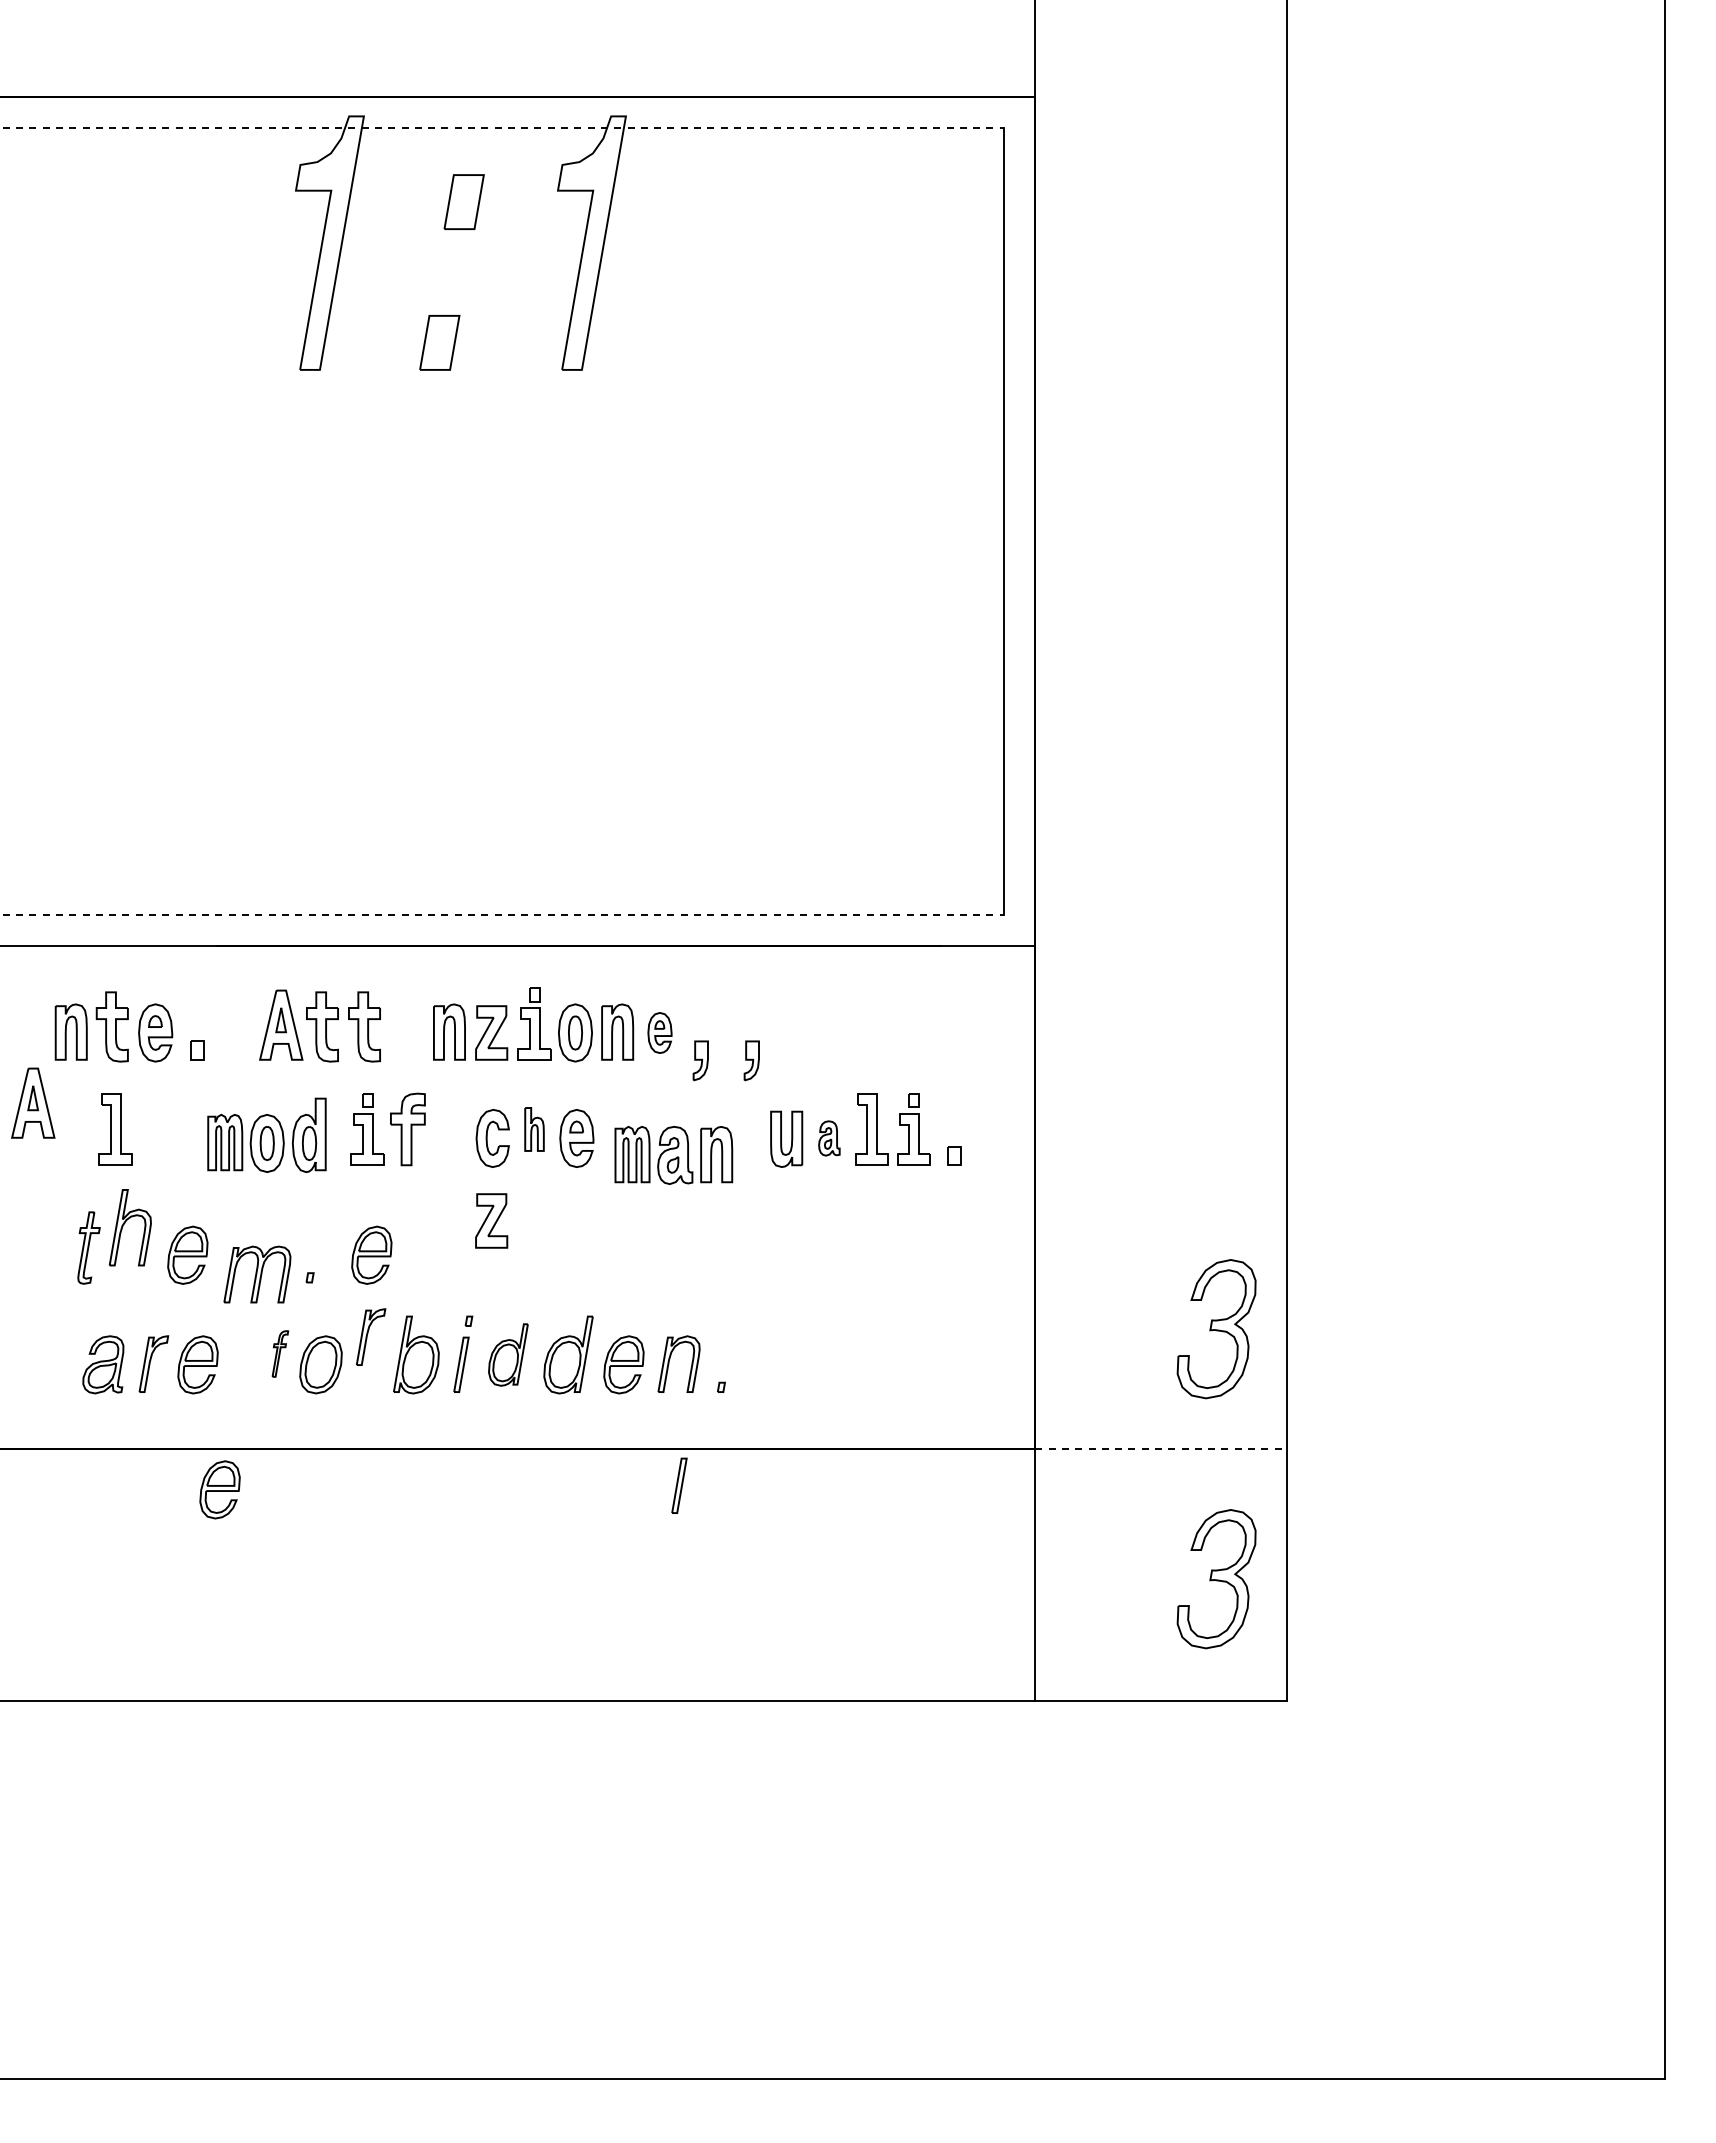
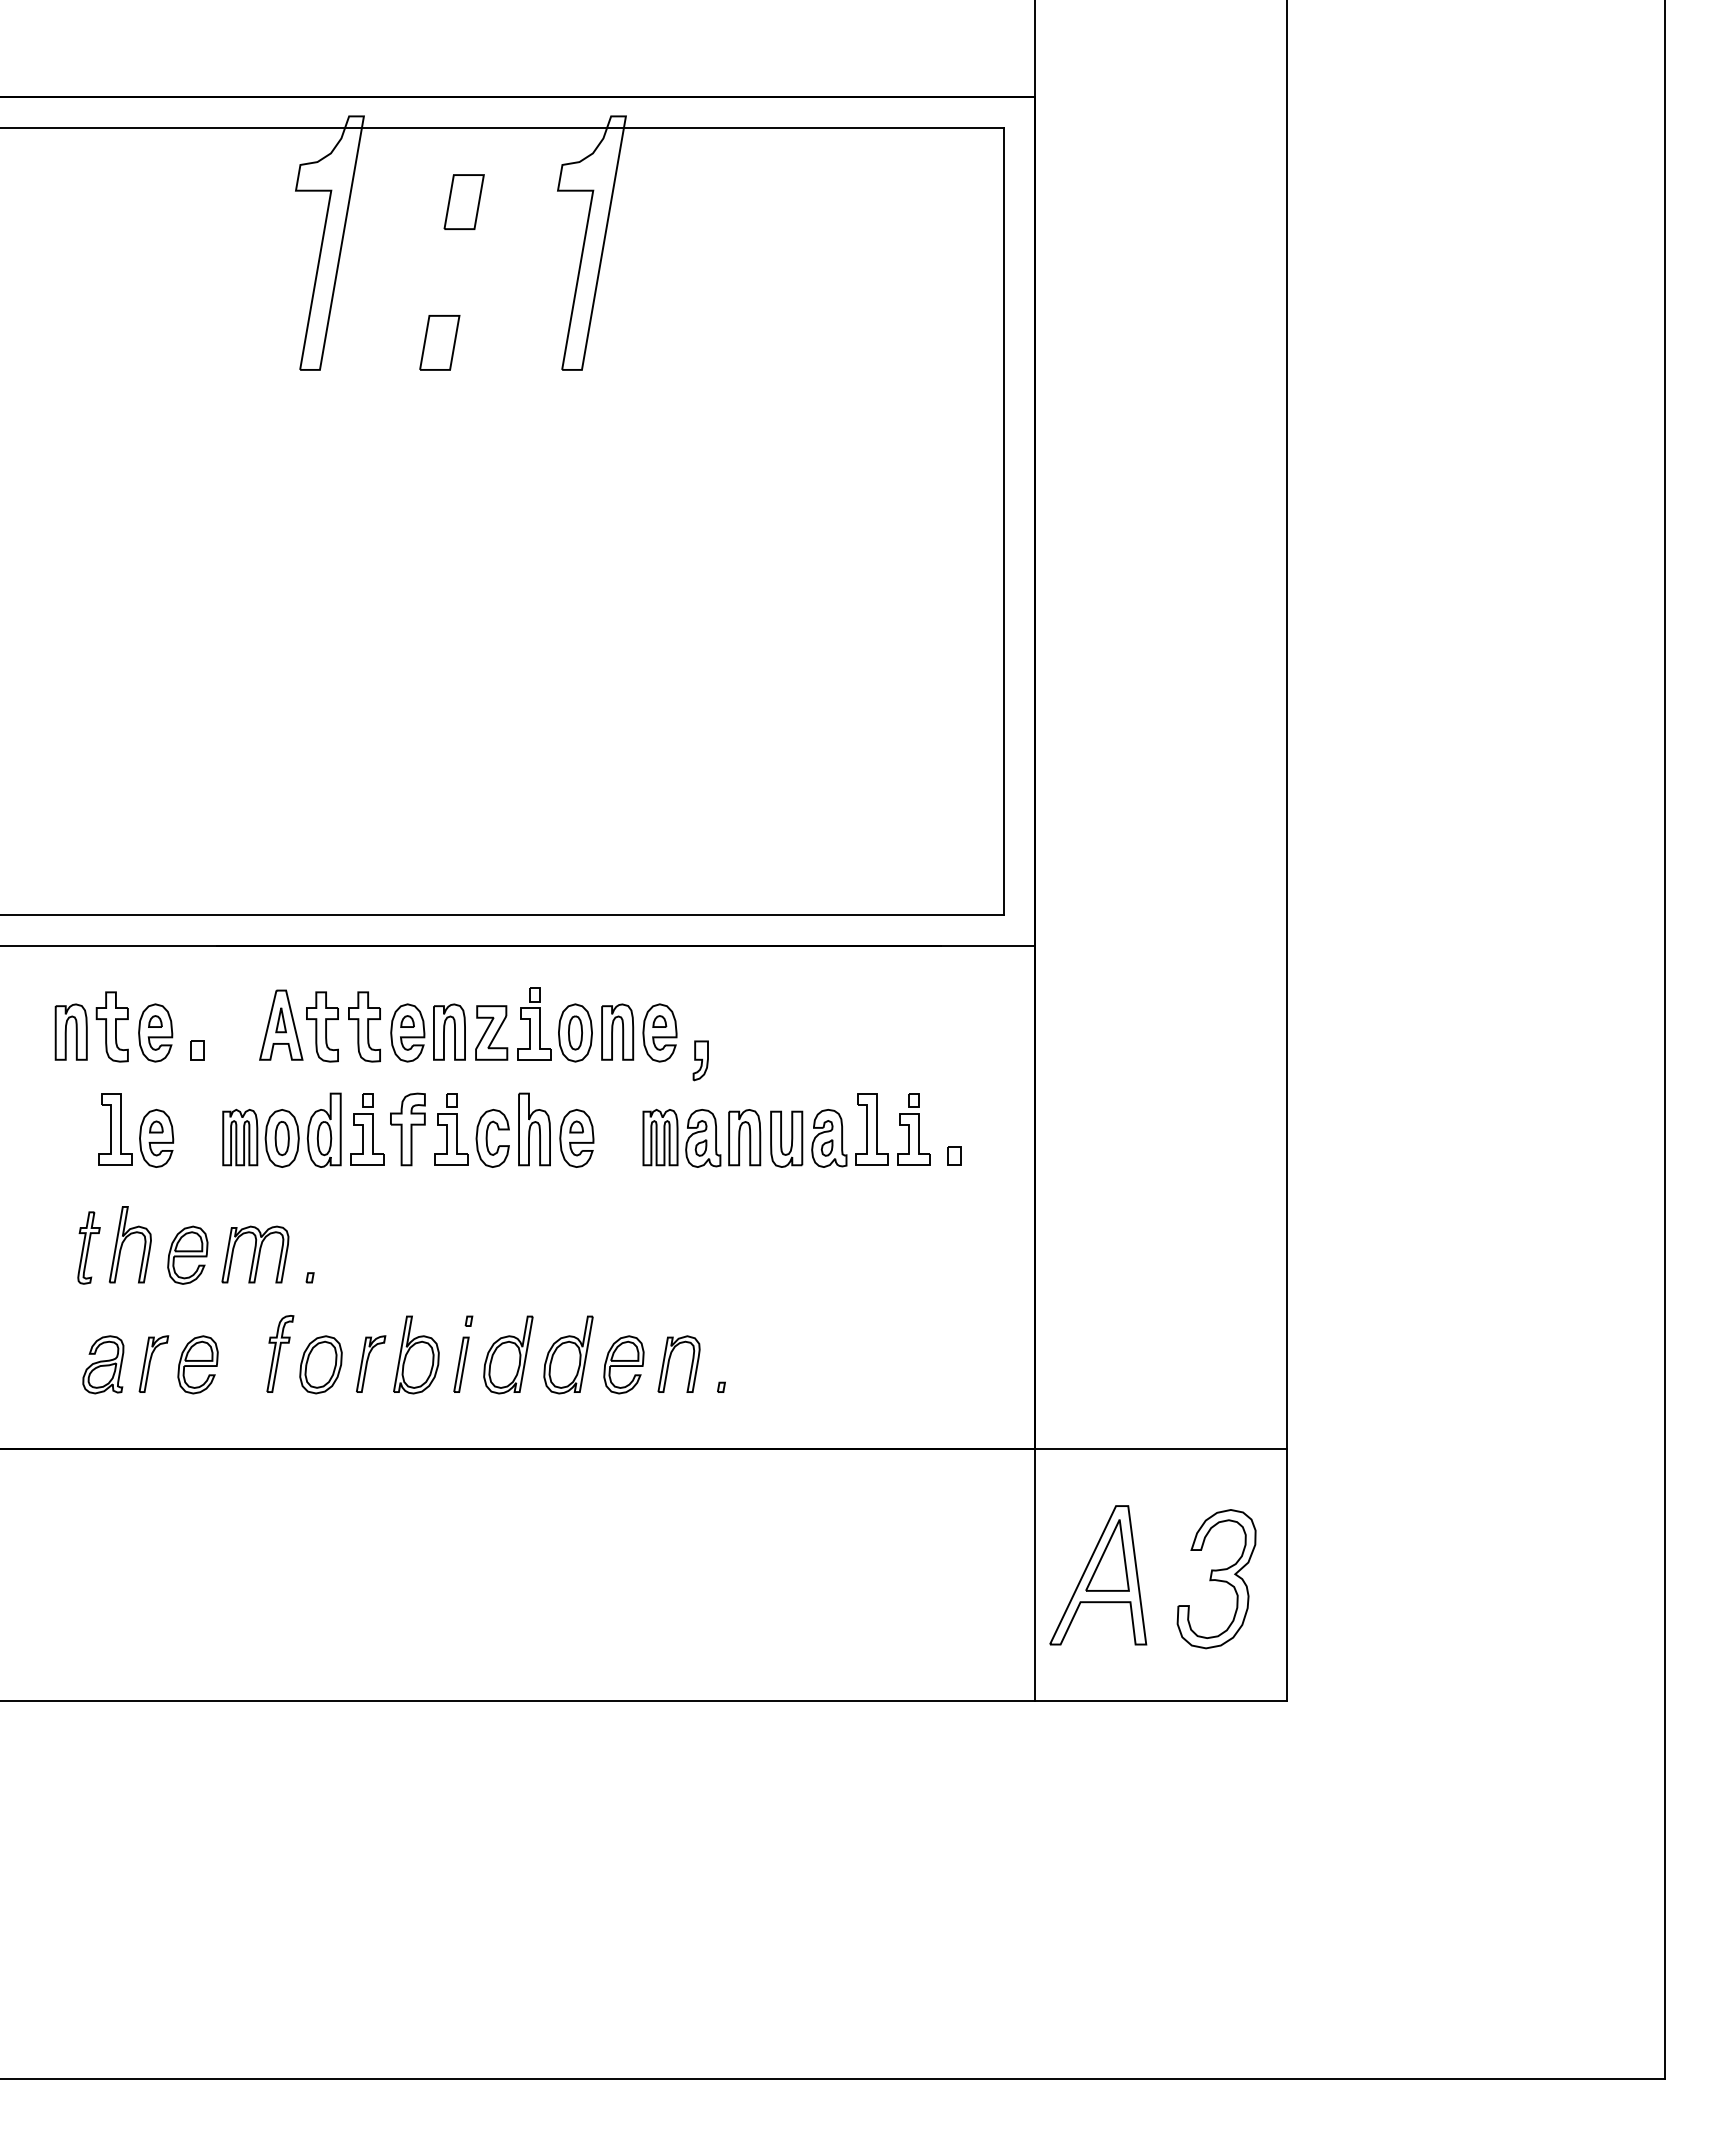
line: dashed -> solid (502, 128)
line: dashed -> solid (502, 914)
part: none -> present (407, 1032)
part size: 26x42 px -> 36x60 px (659, 1032)
part: present -> none (751, 1060)
part: present -> none (33, 1102)
part: none -> present (451, 1129)
part size: 21x45 px -> 33x75 px (534, 1129)
part position: (266, 1134) -> (281, 1129) (281, 1129)
part: none -> present (156, 1138)
part size: 23x37 px -> 37x59 px (829, 1138)
part position: (673, 1154) -> (701, 1137) (701, 1137)
part: present -> none (491, 1220)
part position: (129, 1227) -> (129, 1244) (129, 1244)
part: present -> none (371, 1254)
part position: (257, 1274) -> (255, 1254) (255, 1254)
part: present -> none (1216, 1329)
part position: (371, 1336) -> (371, 1363) (371, 1363)
part size: 19x48 px -> 29x78 px (280, 1353)
part size: 41x64 px -> 51x80 px (508, 1354)
line: dashed -> solid (1161, 1449)
part: present -> none (679, 1485)
part: present -> none (219, 1489)
part: none -> present (1098, 1575)
